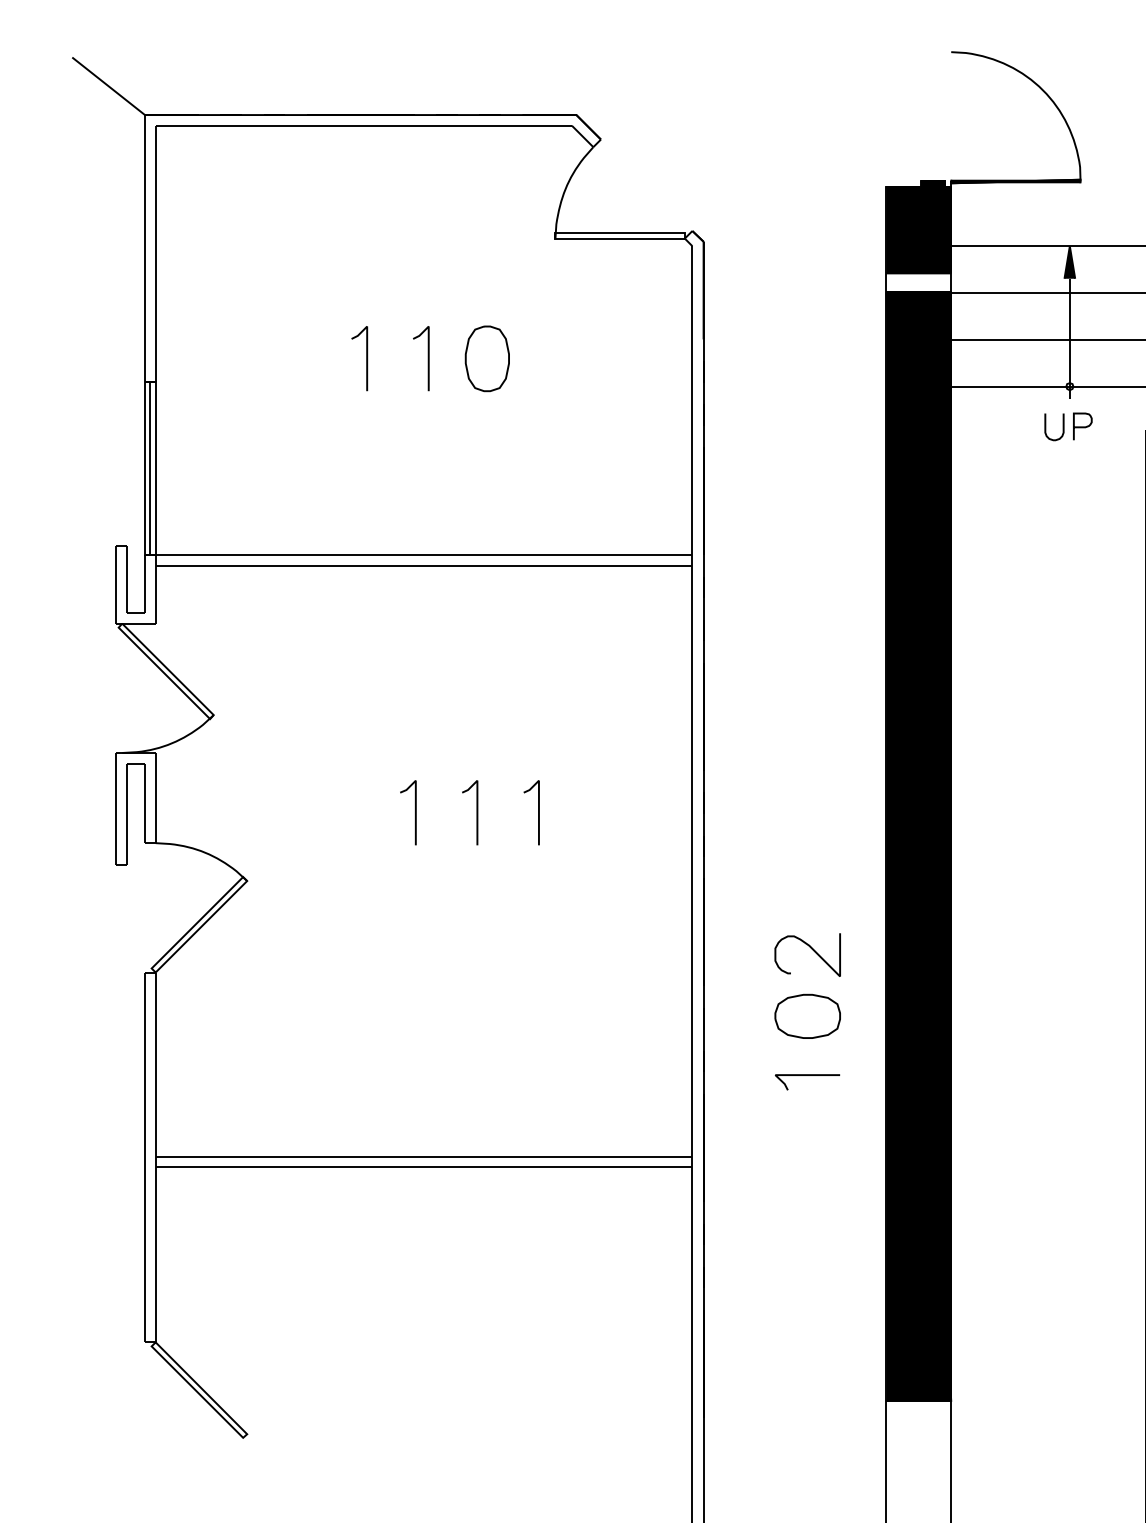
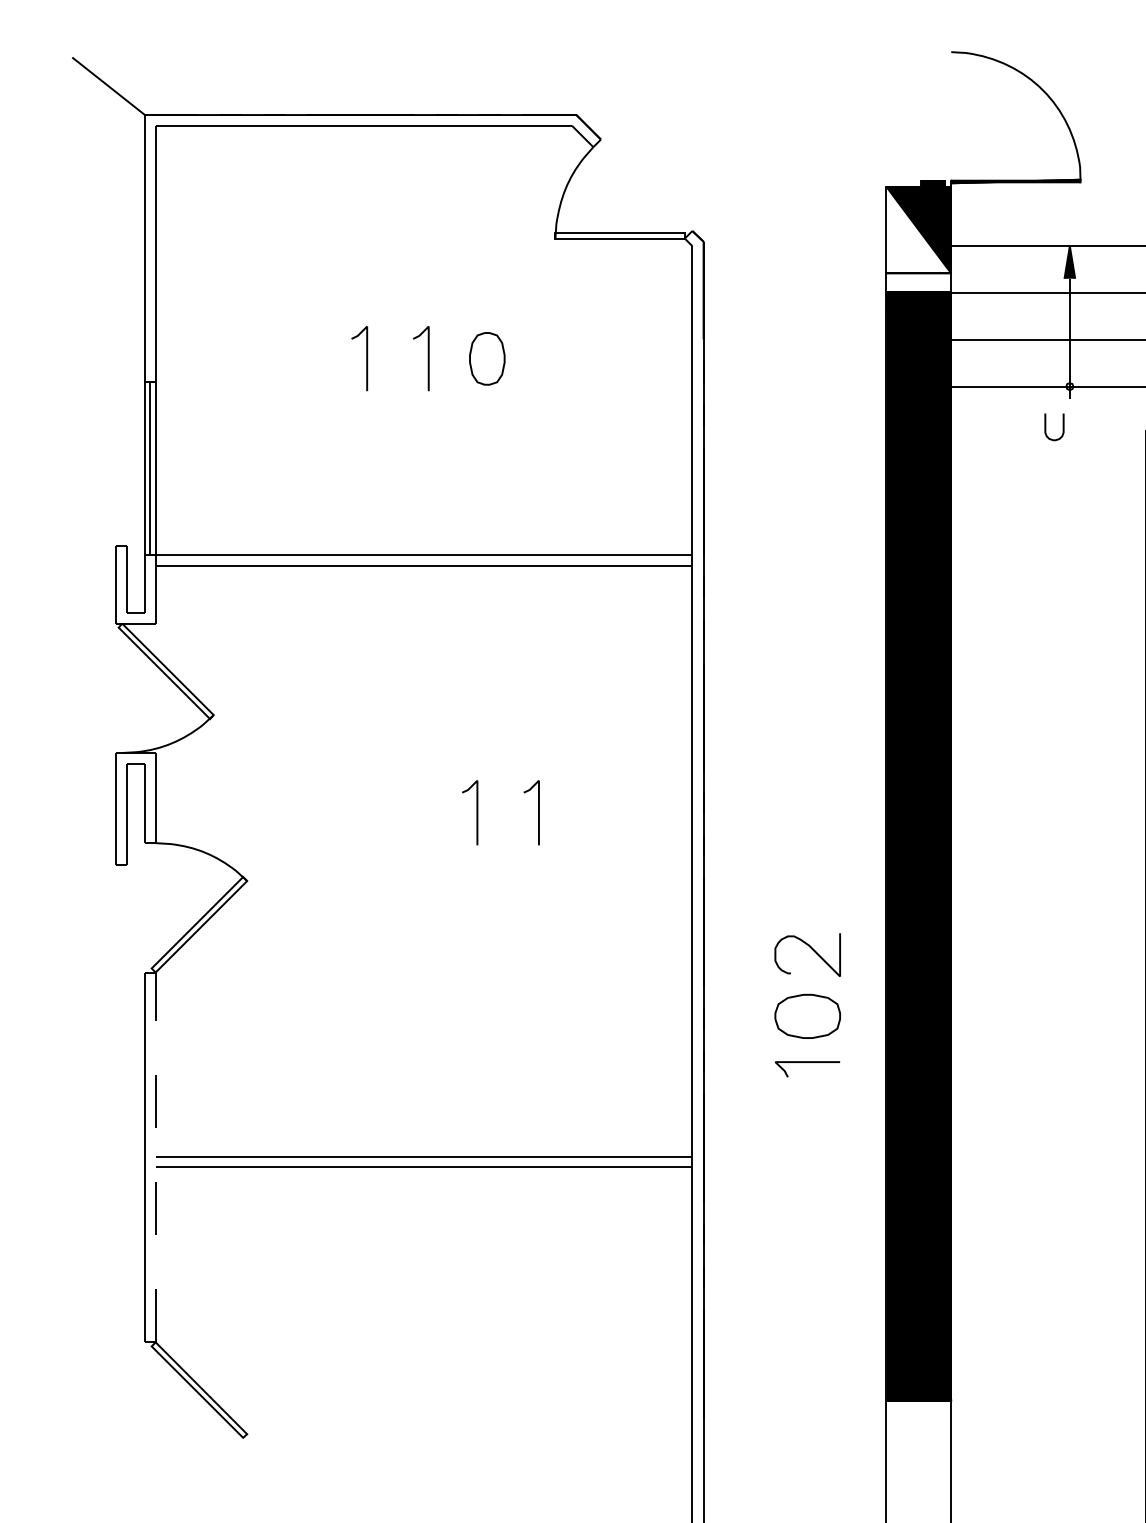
fill: present -> none (918, 229)
part size: 46x68 px -> 37x54 px (487, 358)
curve: present -> none (1082, 426)
line: present -> none (415, 812)
line position: (807, 1075) -> (807, 1062) (807, 1062)
line: solid -> dashed (155, 1157)
